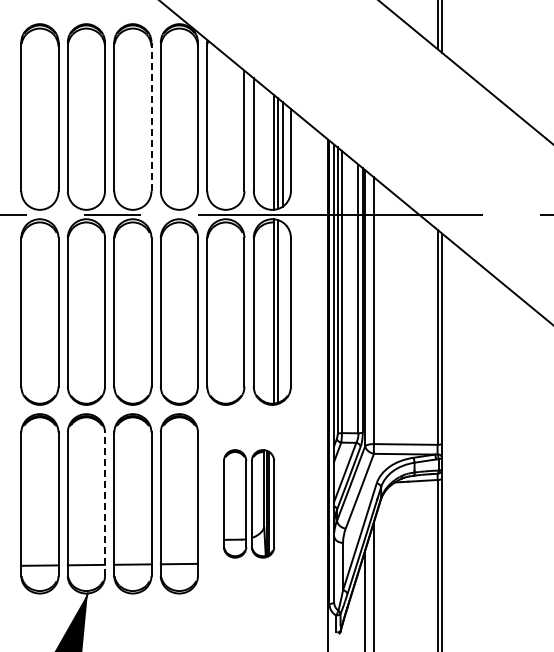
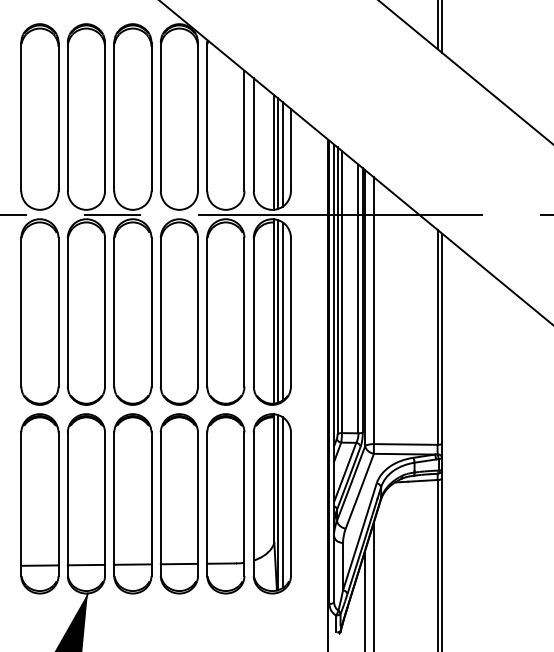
line: dashed -> solid (151, 116)
line: none -> present (282, 311)
part size: 53x110 px -> 86x182 px (248, 503)
line: dashed -> solid (105, 504)
